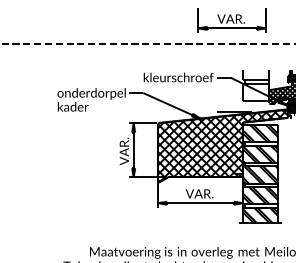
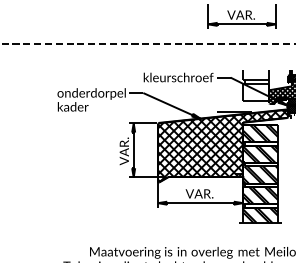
part position: (231, 20) -> (241, 16) (241, 16)
